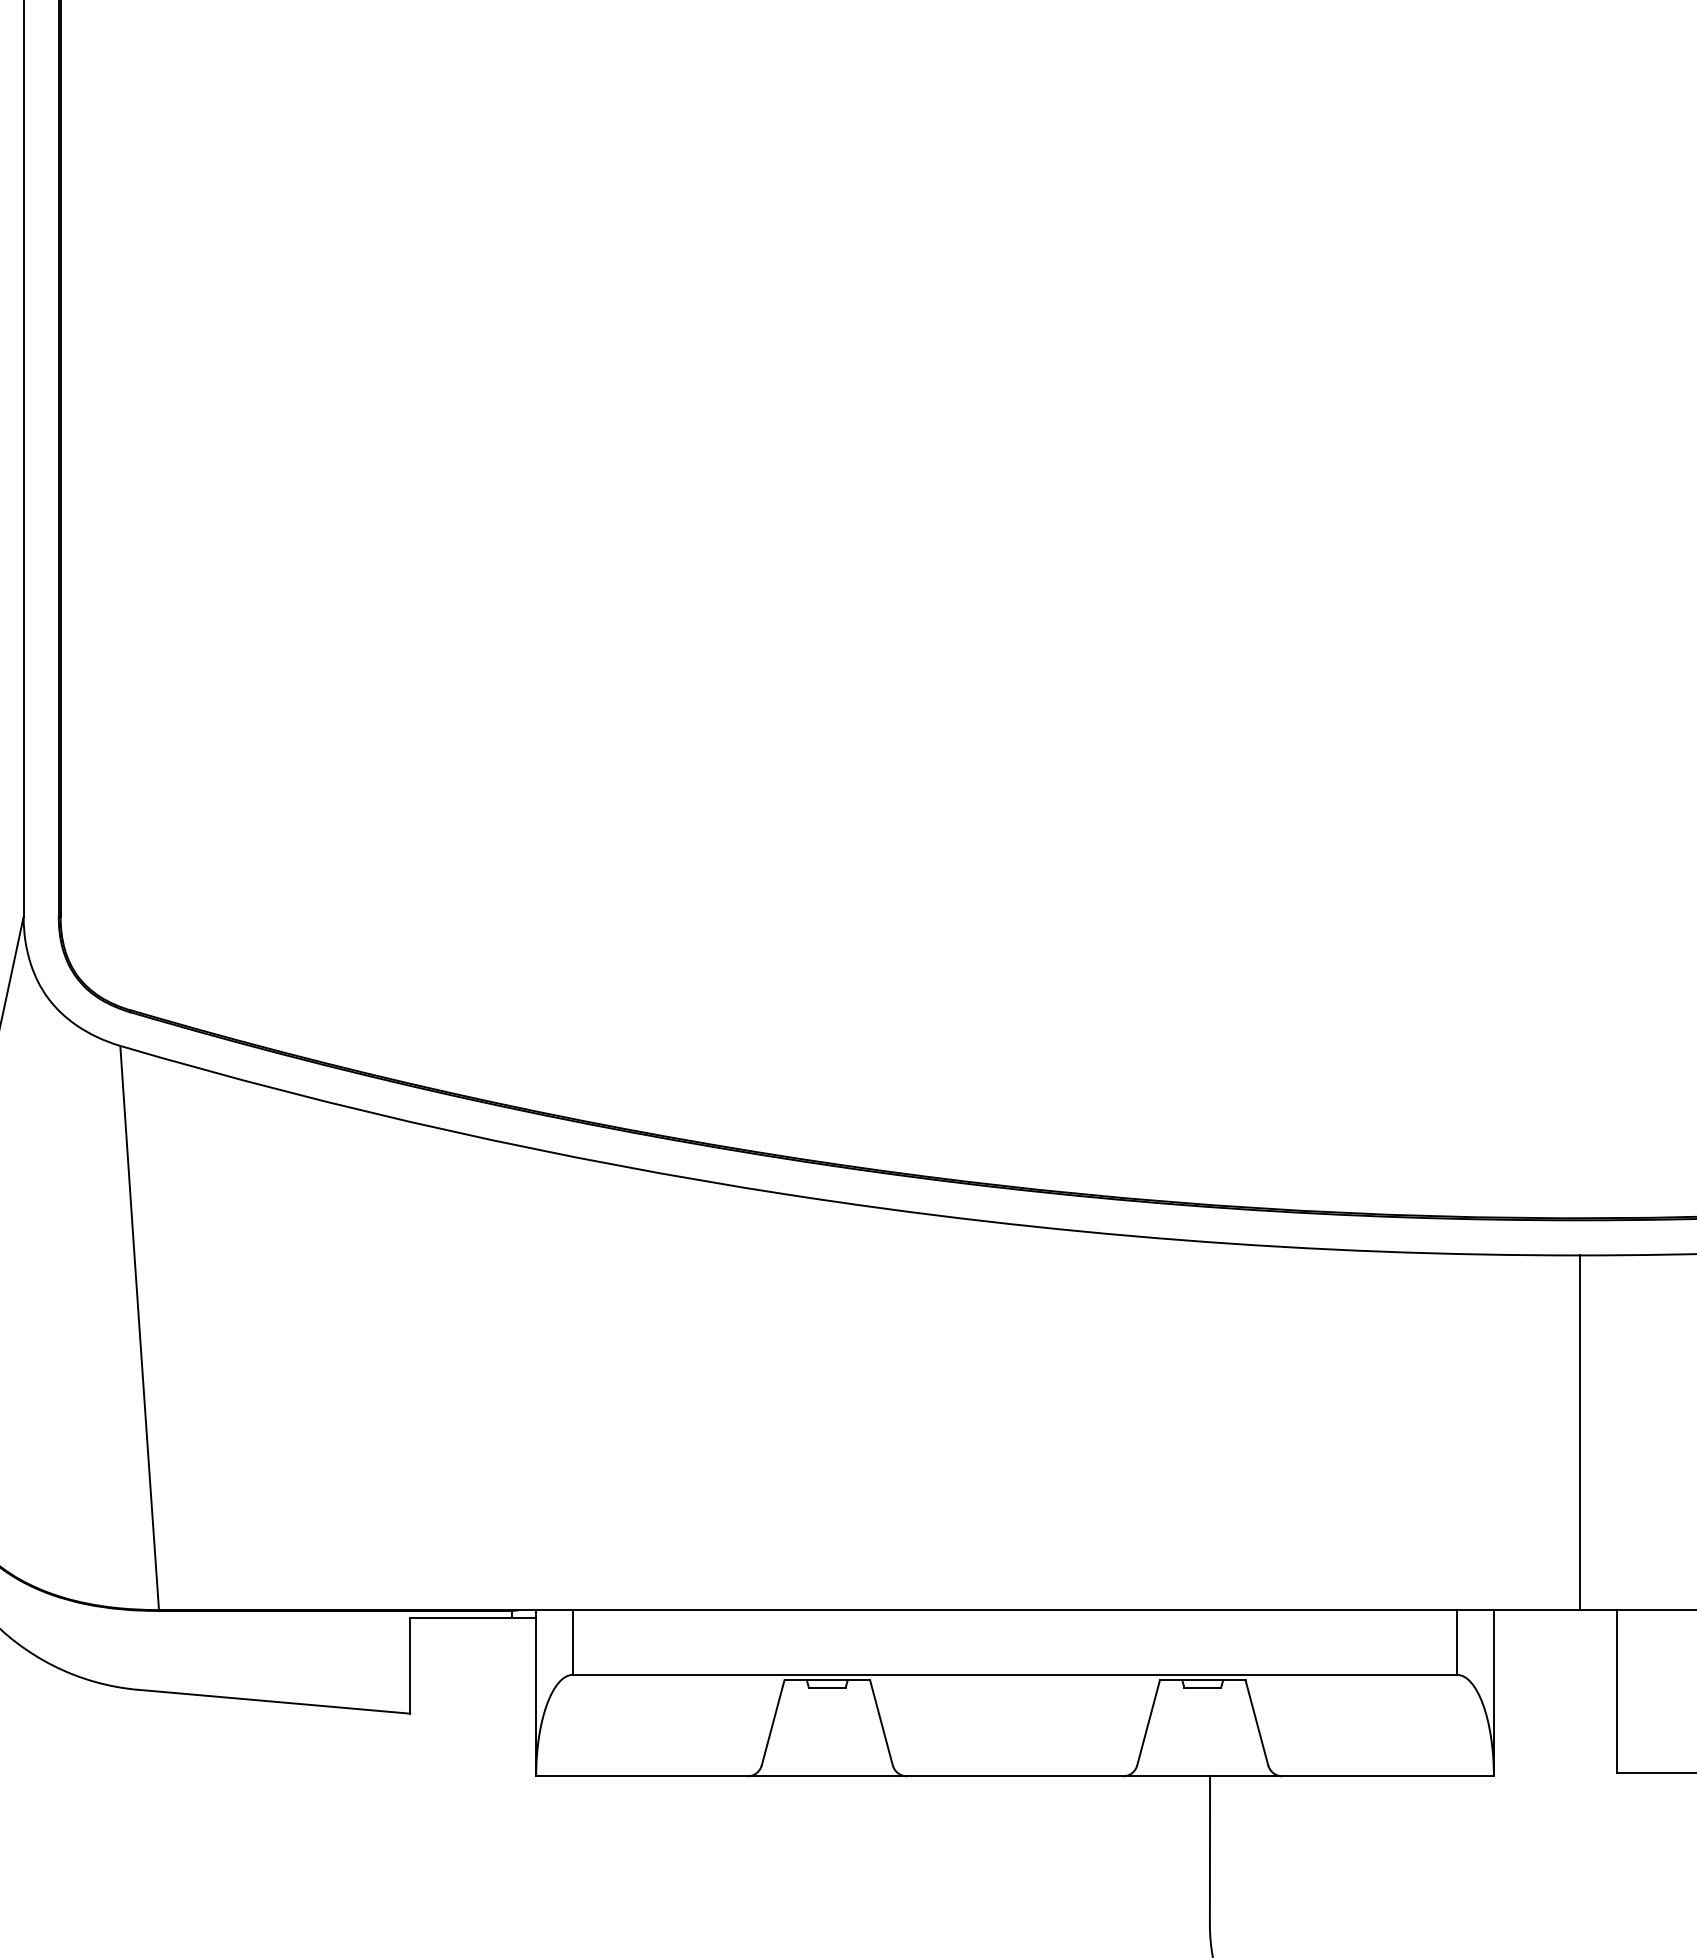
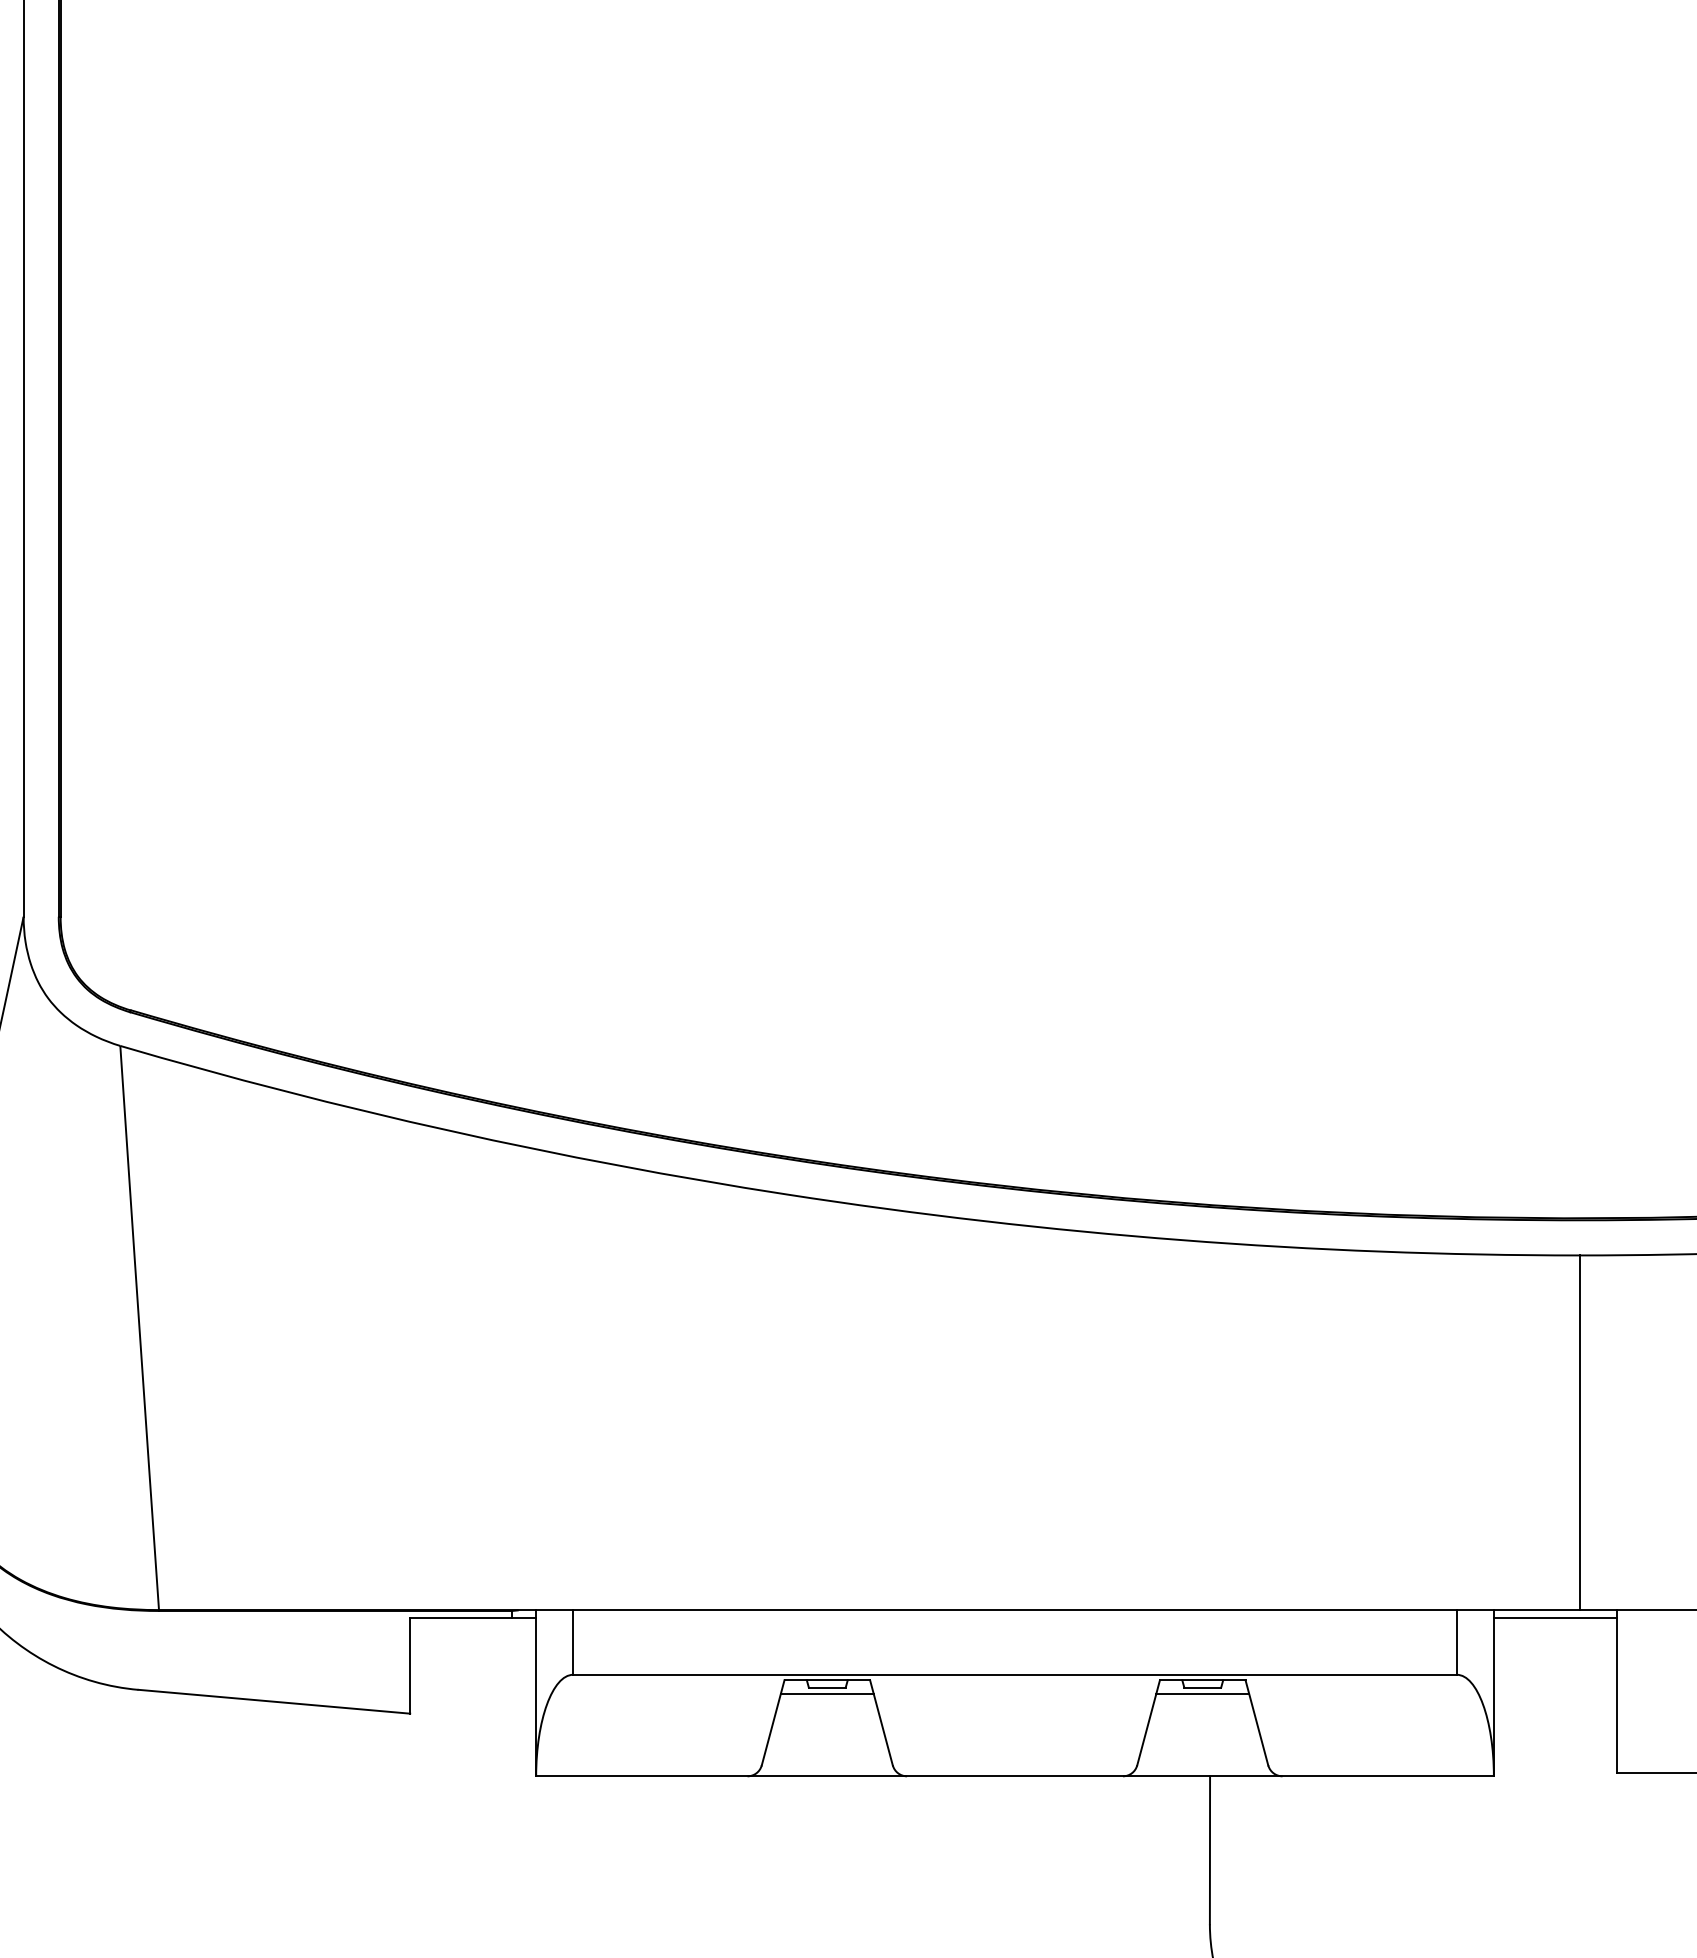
line: none -> present (1554, 1617)
line: none -> present (826, 1693)
line: none -> present (1202, 1693)
